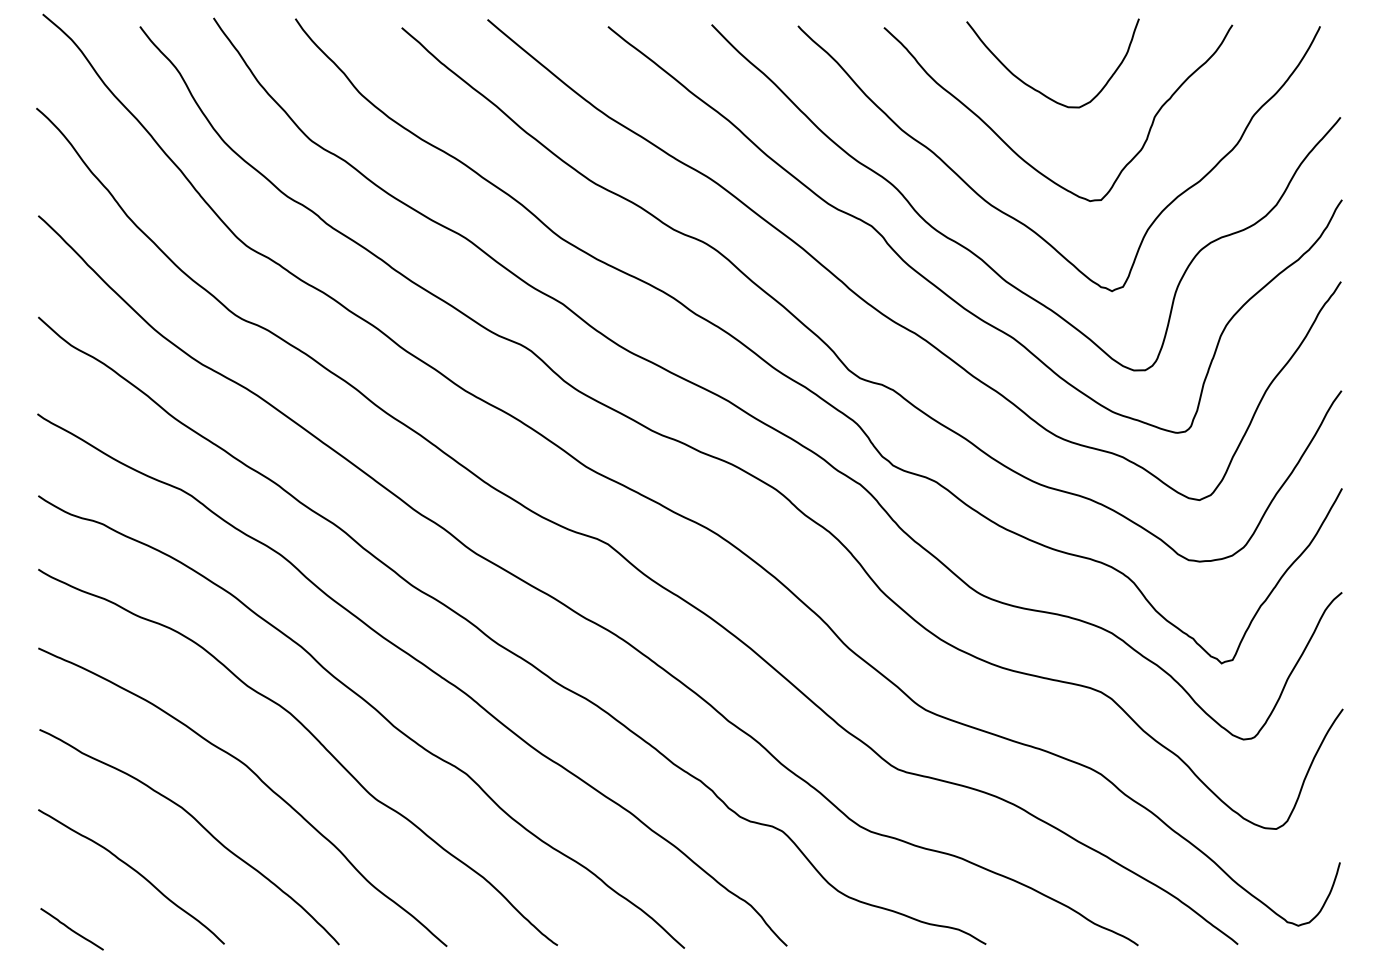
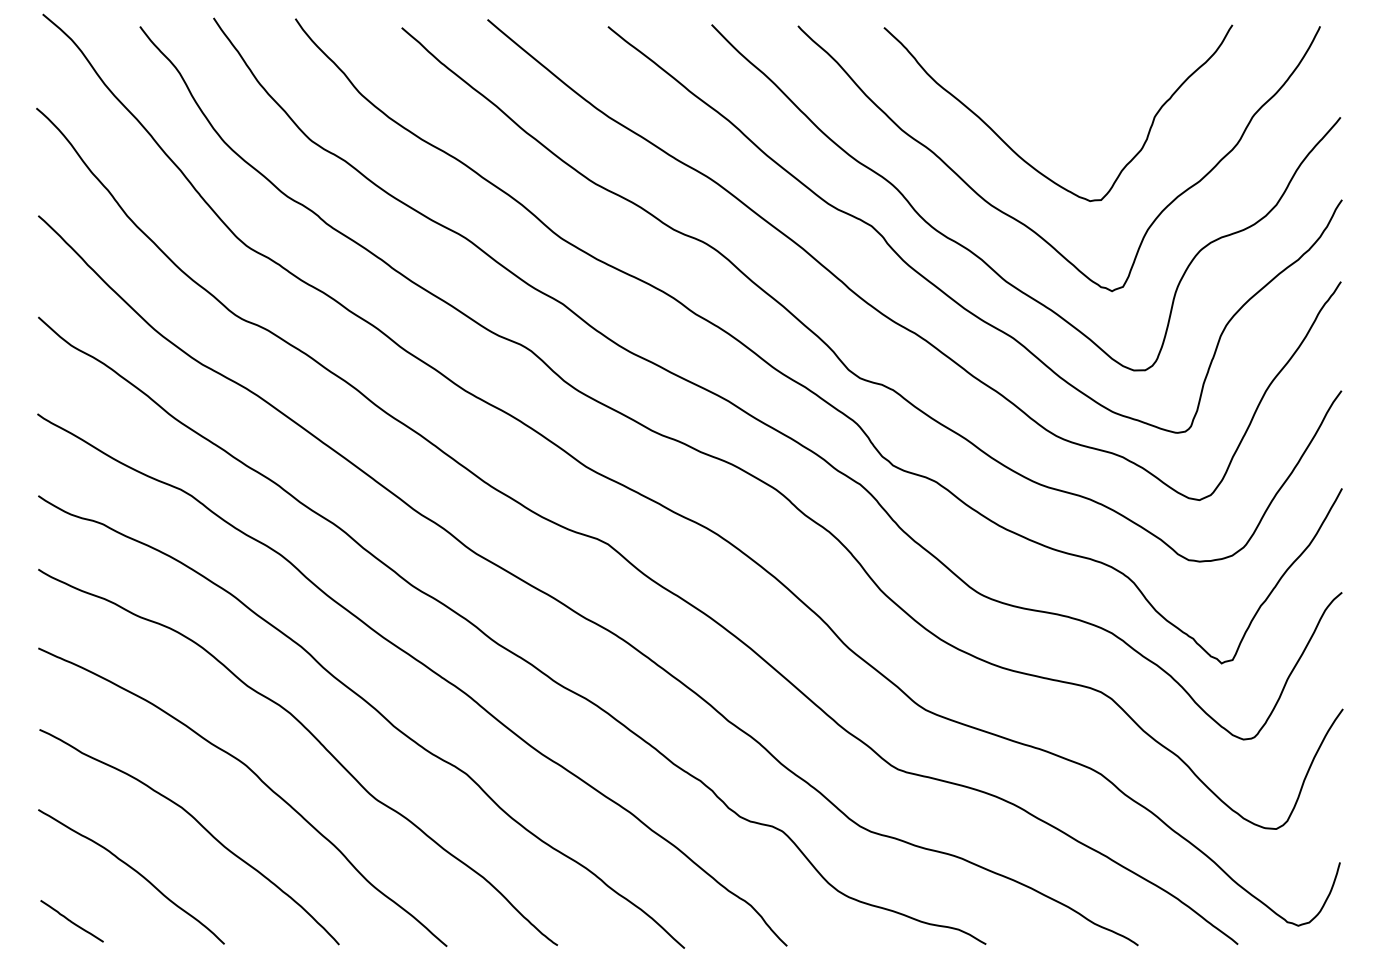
curve: present -> none (1038, 90)
curve position: (71, 929) -> (71, 921) (71, 921)
